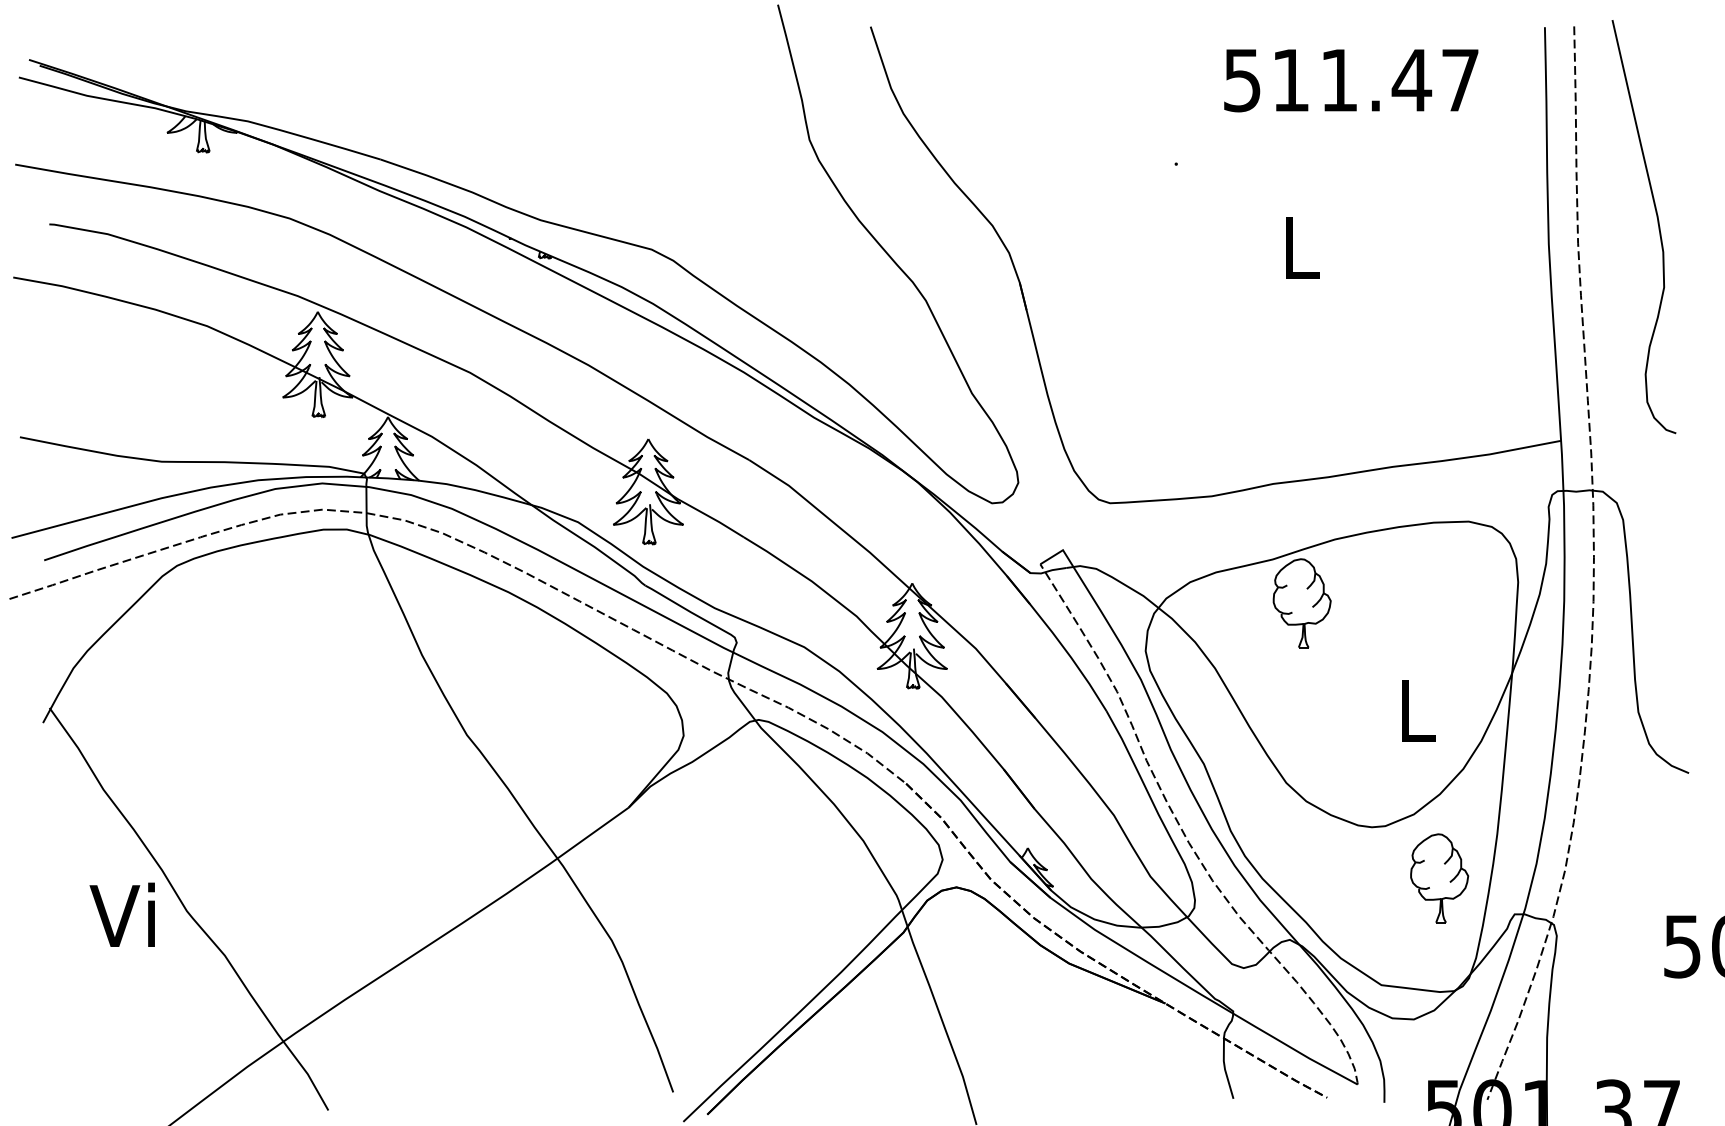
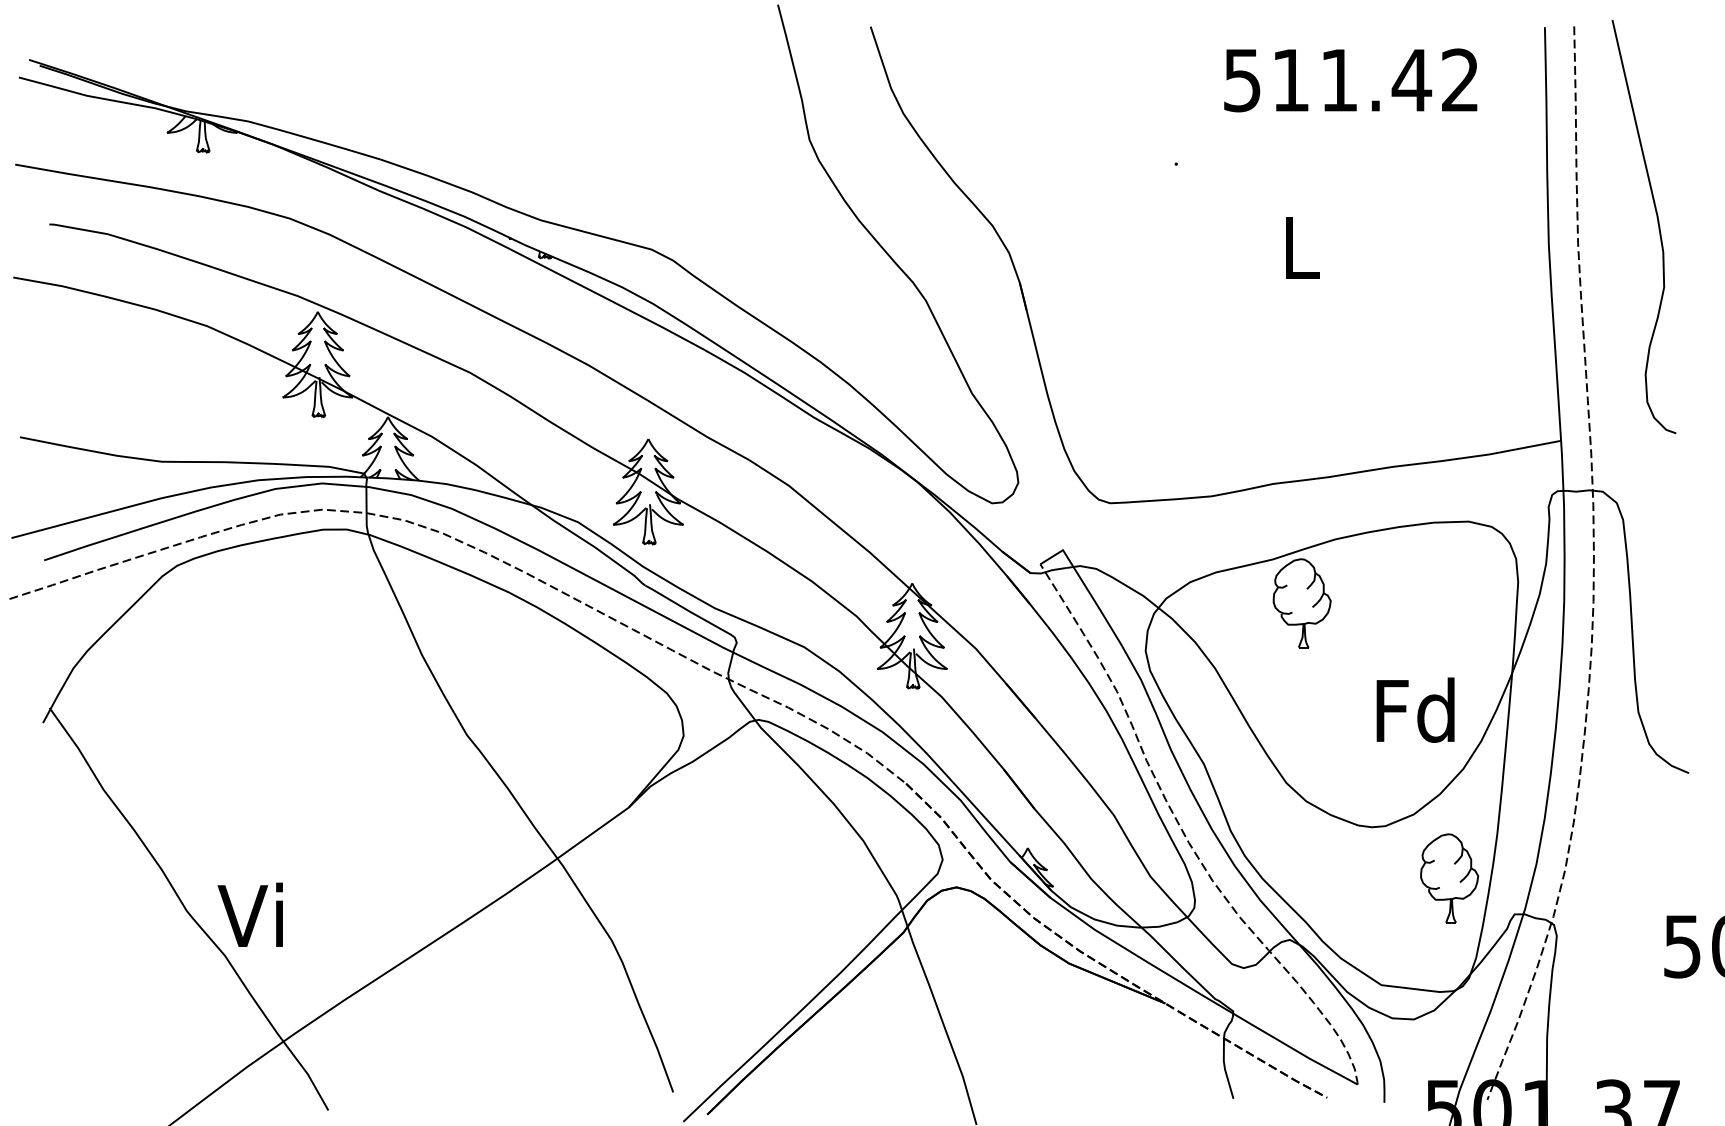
text: 511.47 -> 511.42 (1460, 79)
text: L -> Fd (1415, 709)
part position: (1439, 878) -> (1449, 878) (1449, 878)
text position: (121, 914) -> (249, 914) (249, 914)
